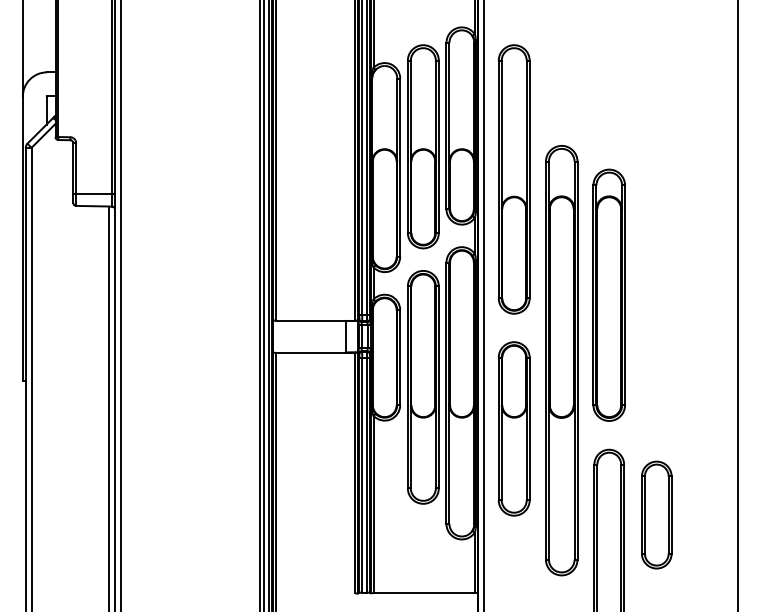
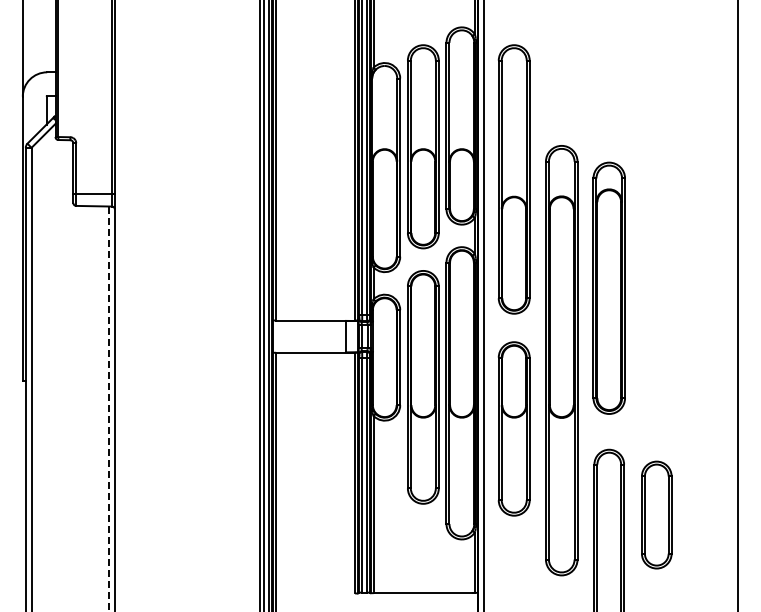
part position: (608, 294) -> (608, 287) (608, 287)
line: present -> none (120, 305)
line: solid -> dashed (109, 409)
